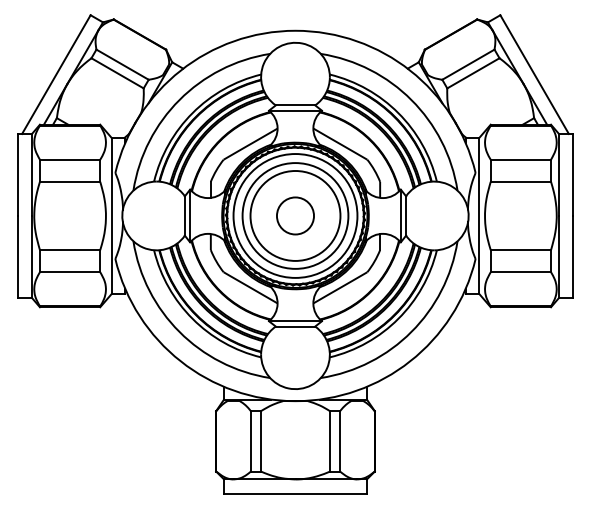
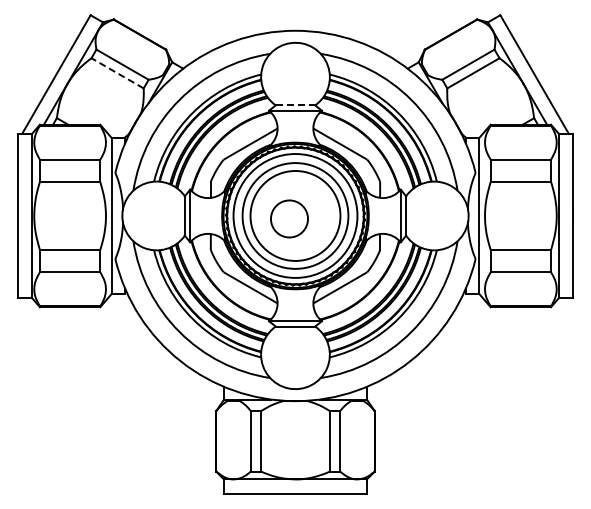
line: solid -> dashed (117, 73)
line: solid -> dashed (295, 105)
circle position: (295, 215) -> (289, 218) (289, 218)
